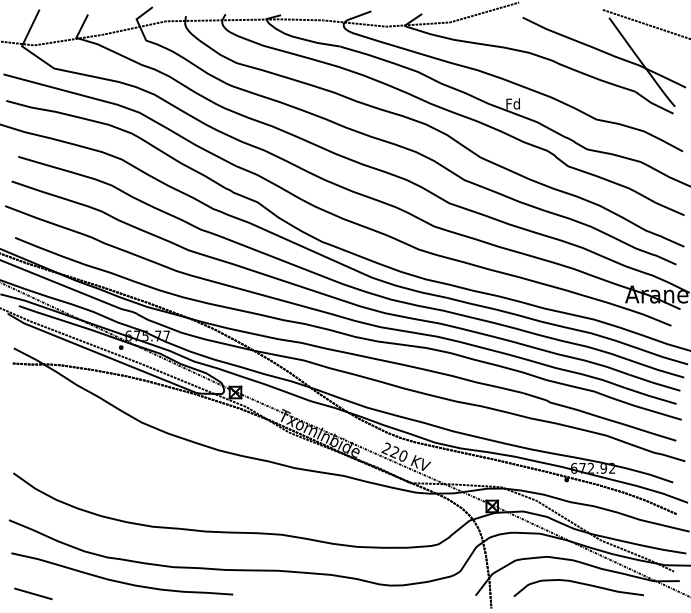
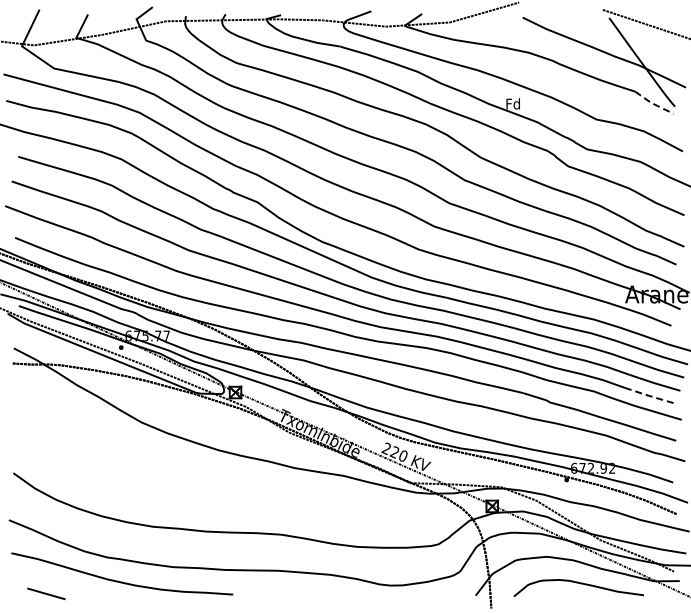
line: solid -> dashed (652, 103)
line: solid -> dashed (650, 396)
line position: (33, 593) -> (46, 593) (46, 593)
